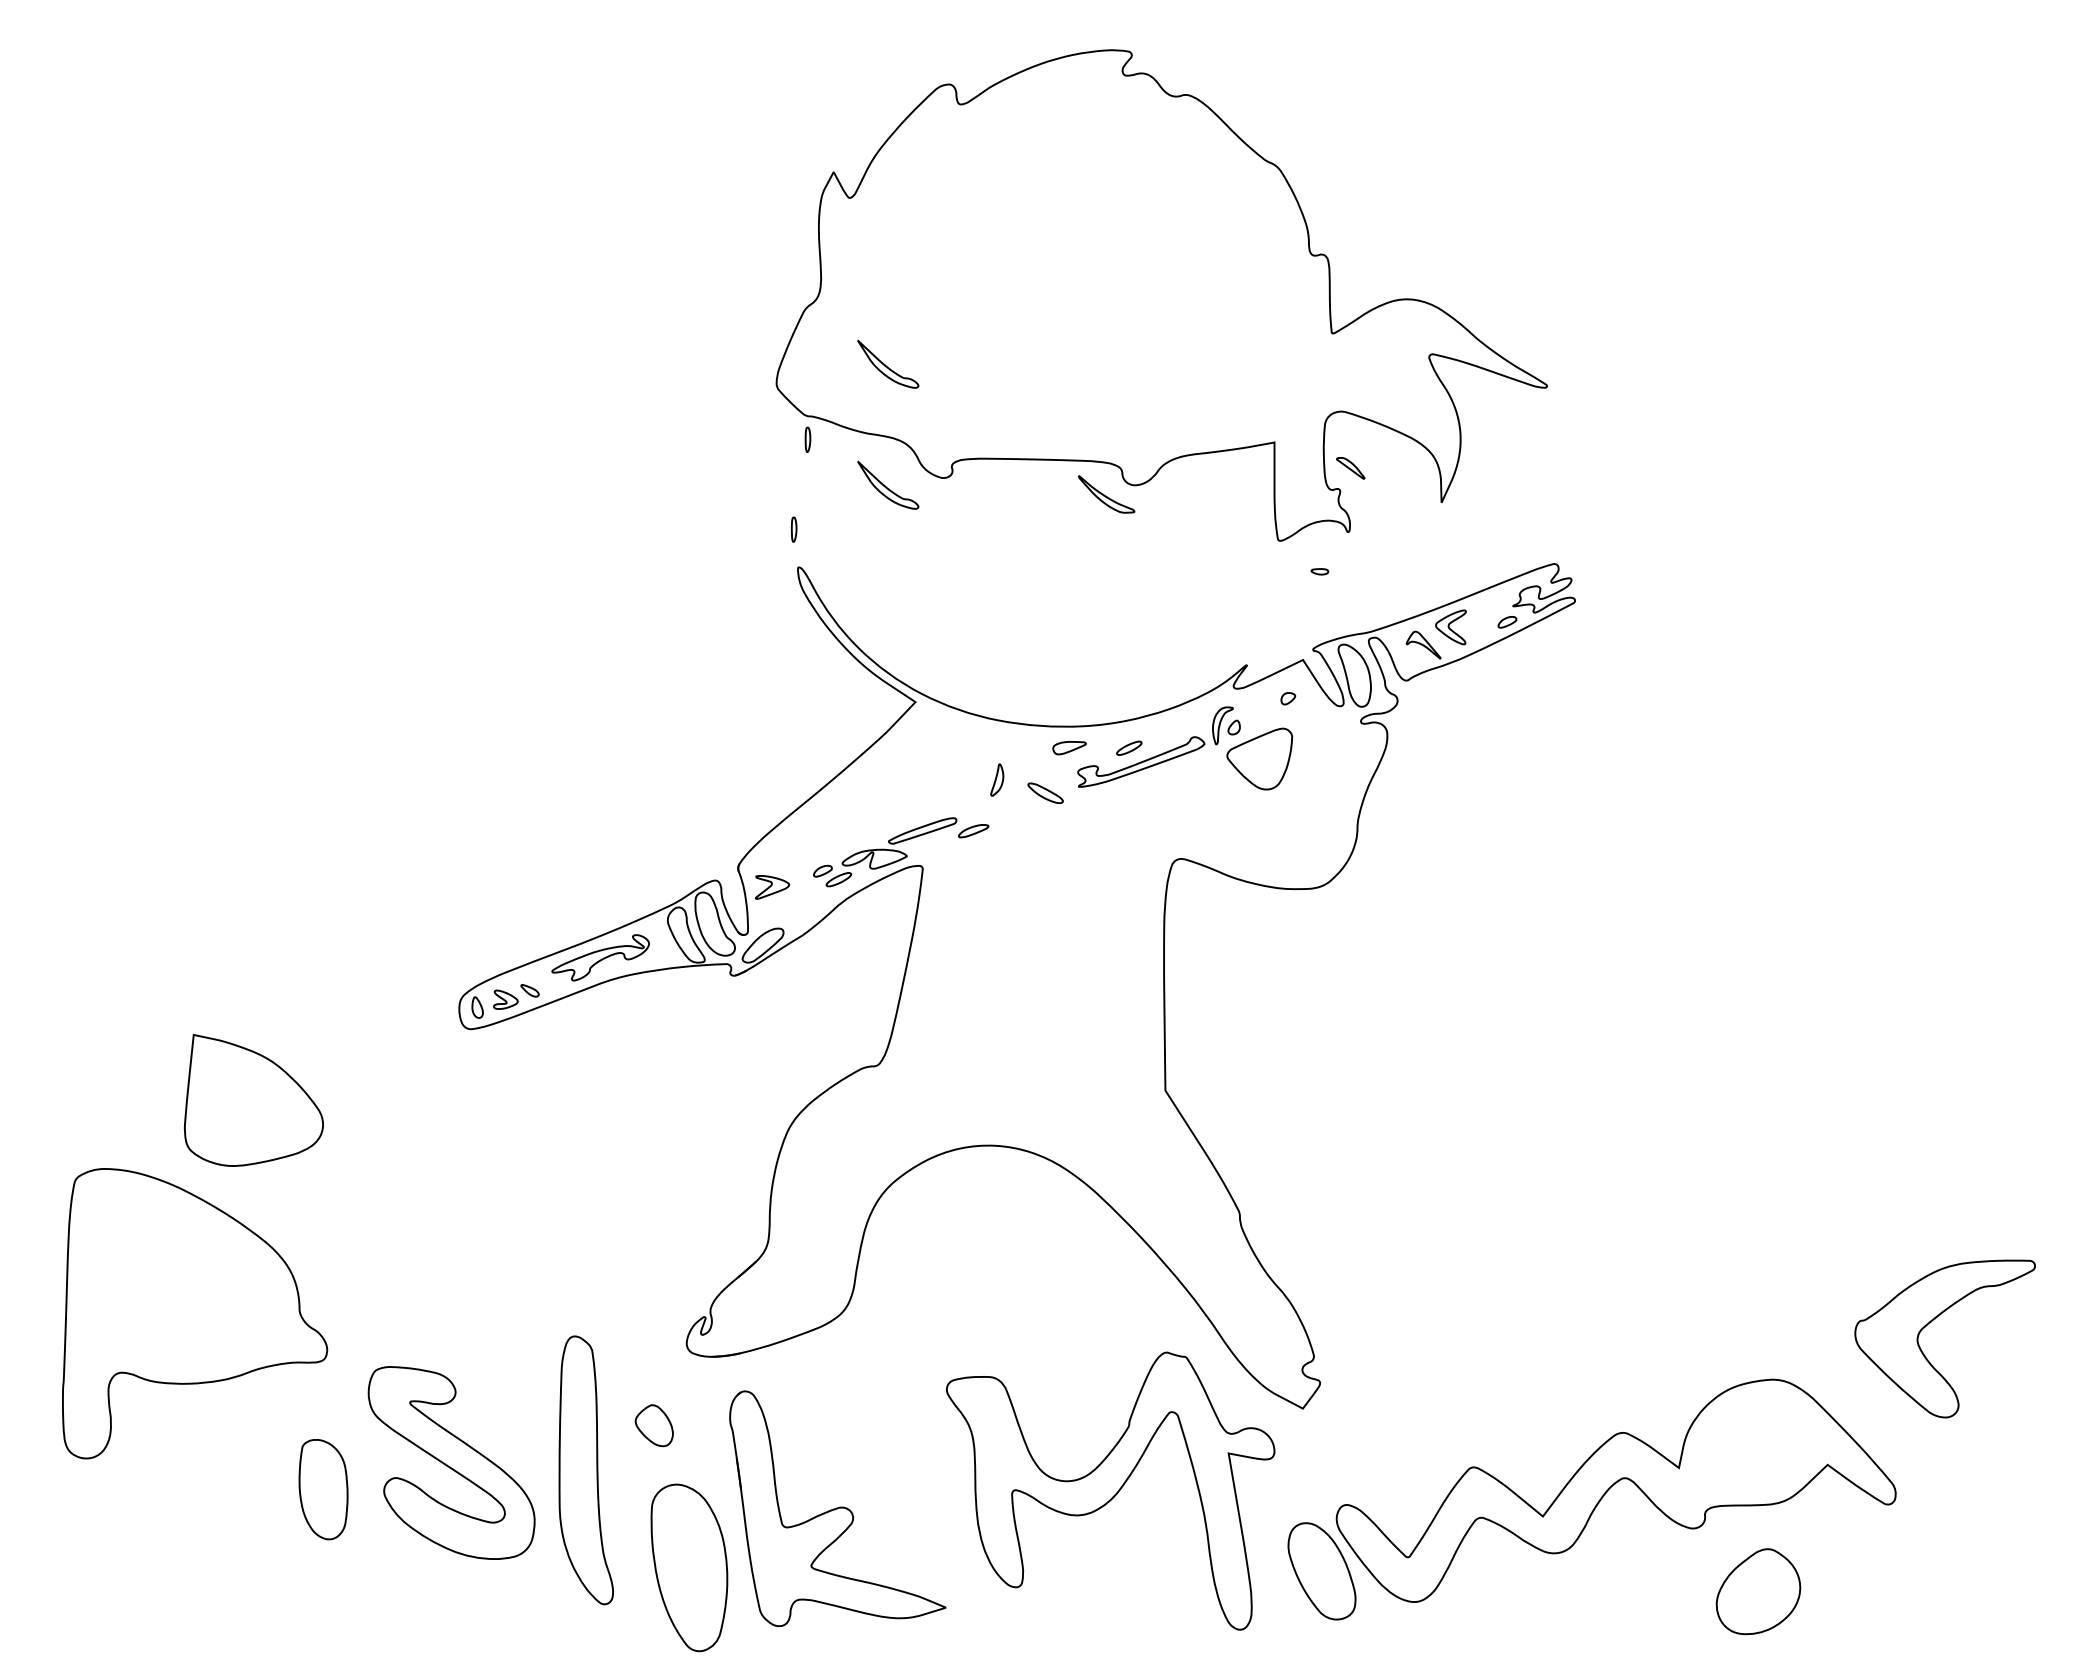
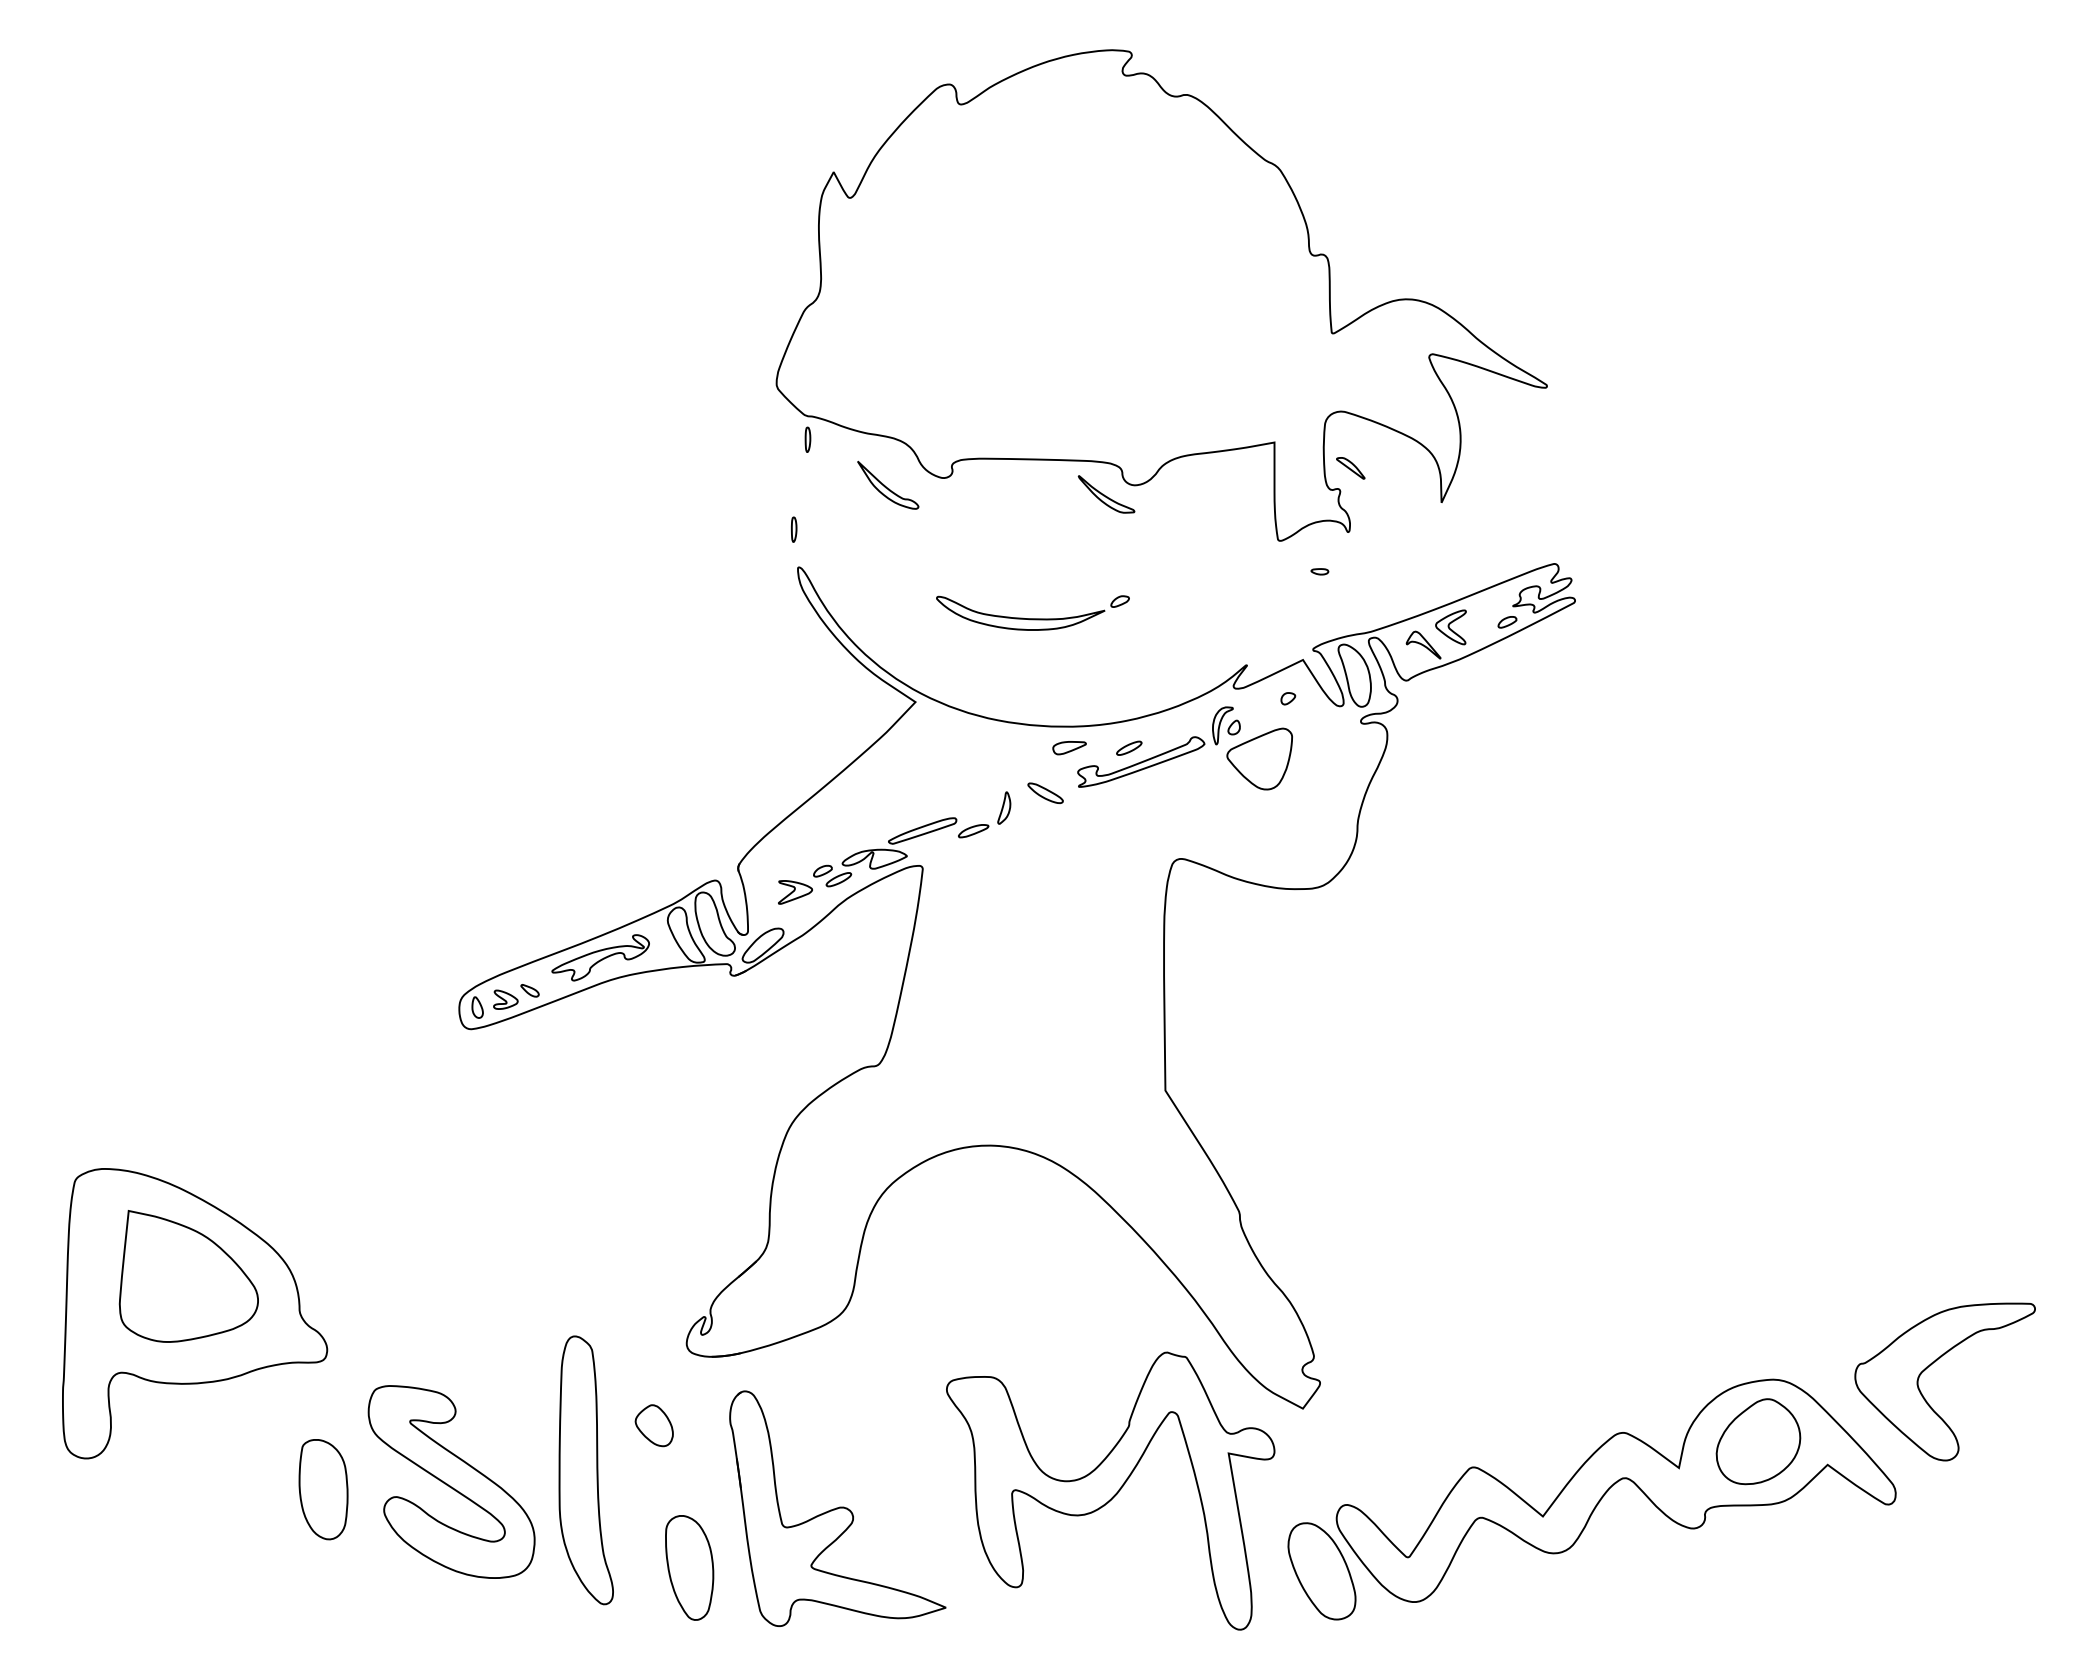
part: present -> none (888, 363)
part: none -> present (1032, 612)
part position: (997, 779) -> (1004, 807) (1004, 807)
part position: (772, 887) -> (795, 892) (795, 892)
part position: (253, 1100) -> (188, 1276) (188, 1276)
part position: (1930, 1323) -> (1930, 1366) (1930, 1366)
part position: (451, 1462) -> (451, 1481) (451, 1481)
part size: 79x170 px -> 50x106 px (689, 1567)
part position: (1758, 1591) -> (1758, 1441) (1758, 1441)
